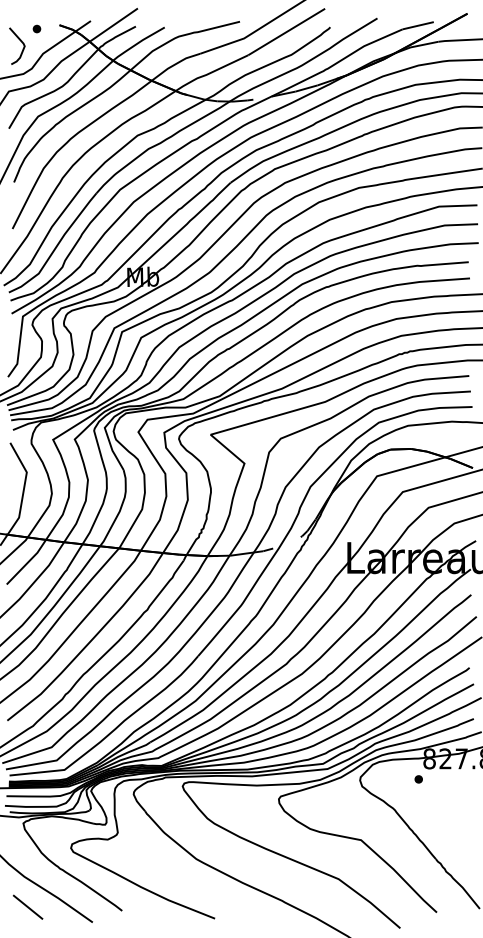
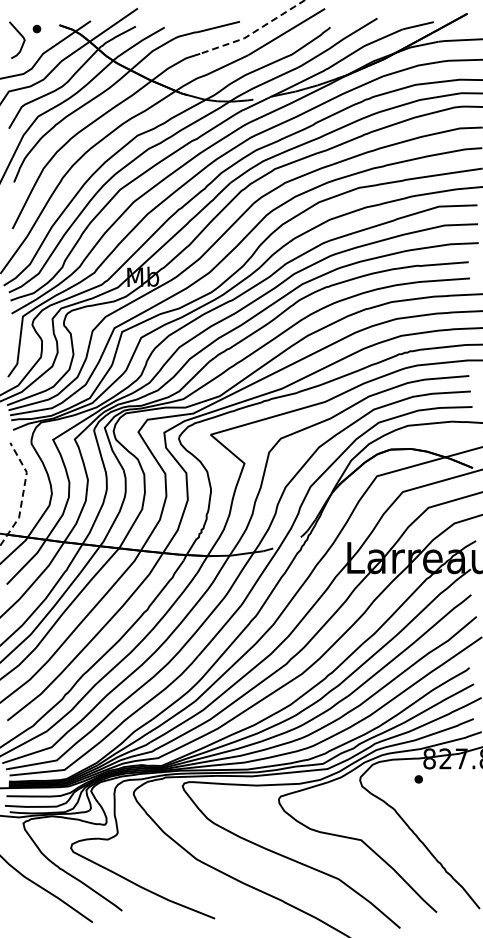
line: solid -> dashed (254, 32)
curve position: (20, 41) -> (20, 35) (20, 35)
line: solid -> dashed (22, 495)
line: present -> none (27, 906)
